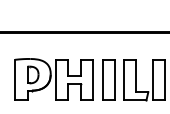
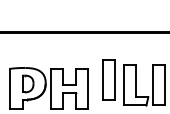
part position: (53, 79) -> (48, 88) (48, 88)
part position: (136, 80) -> (136, 85) (136, 85)
